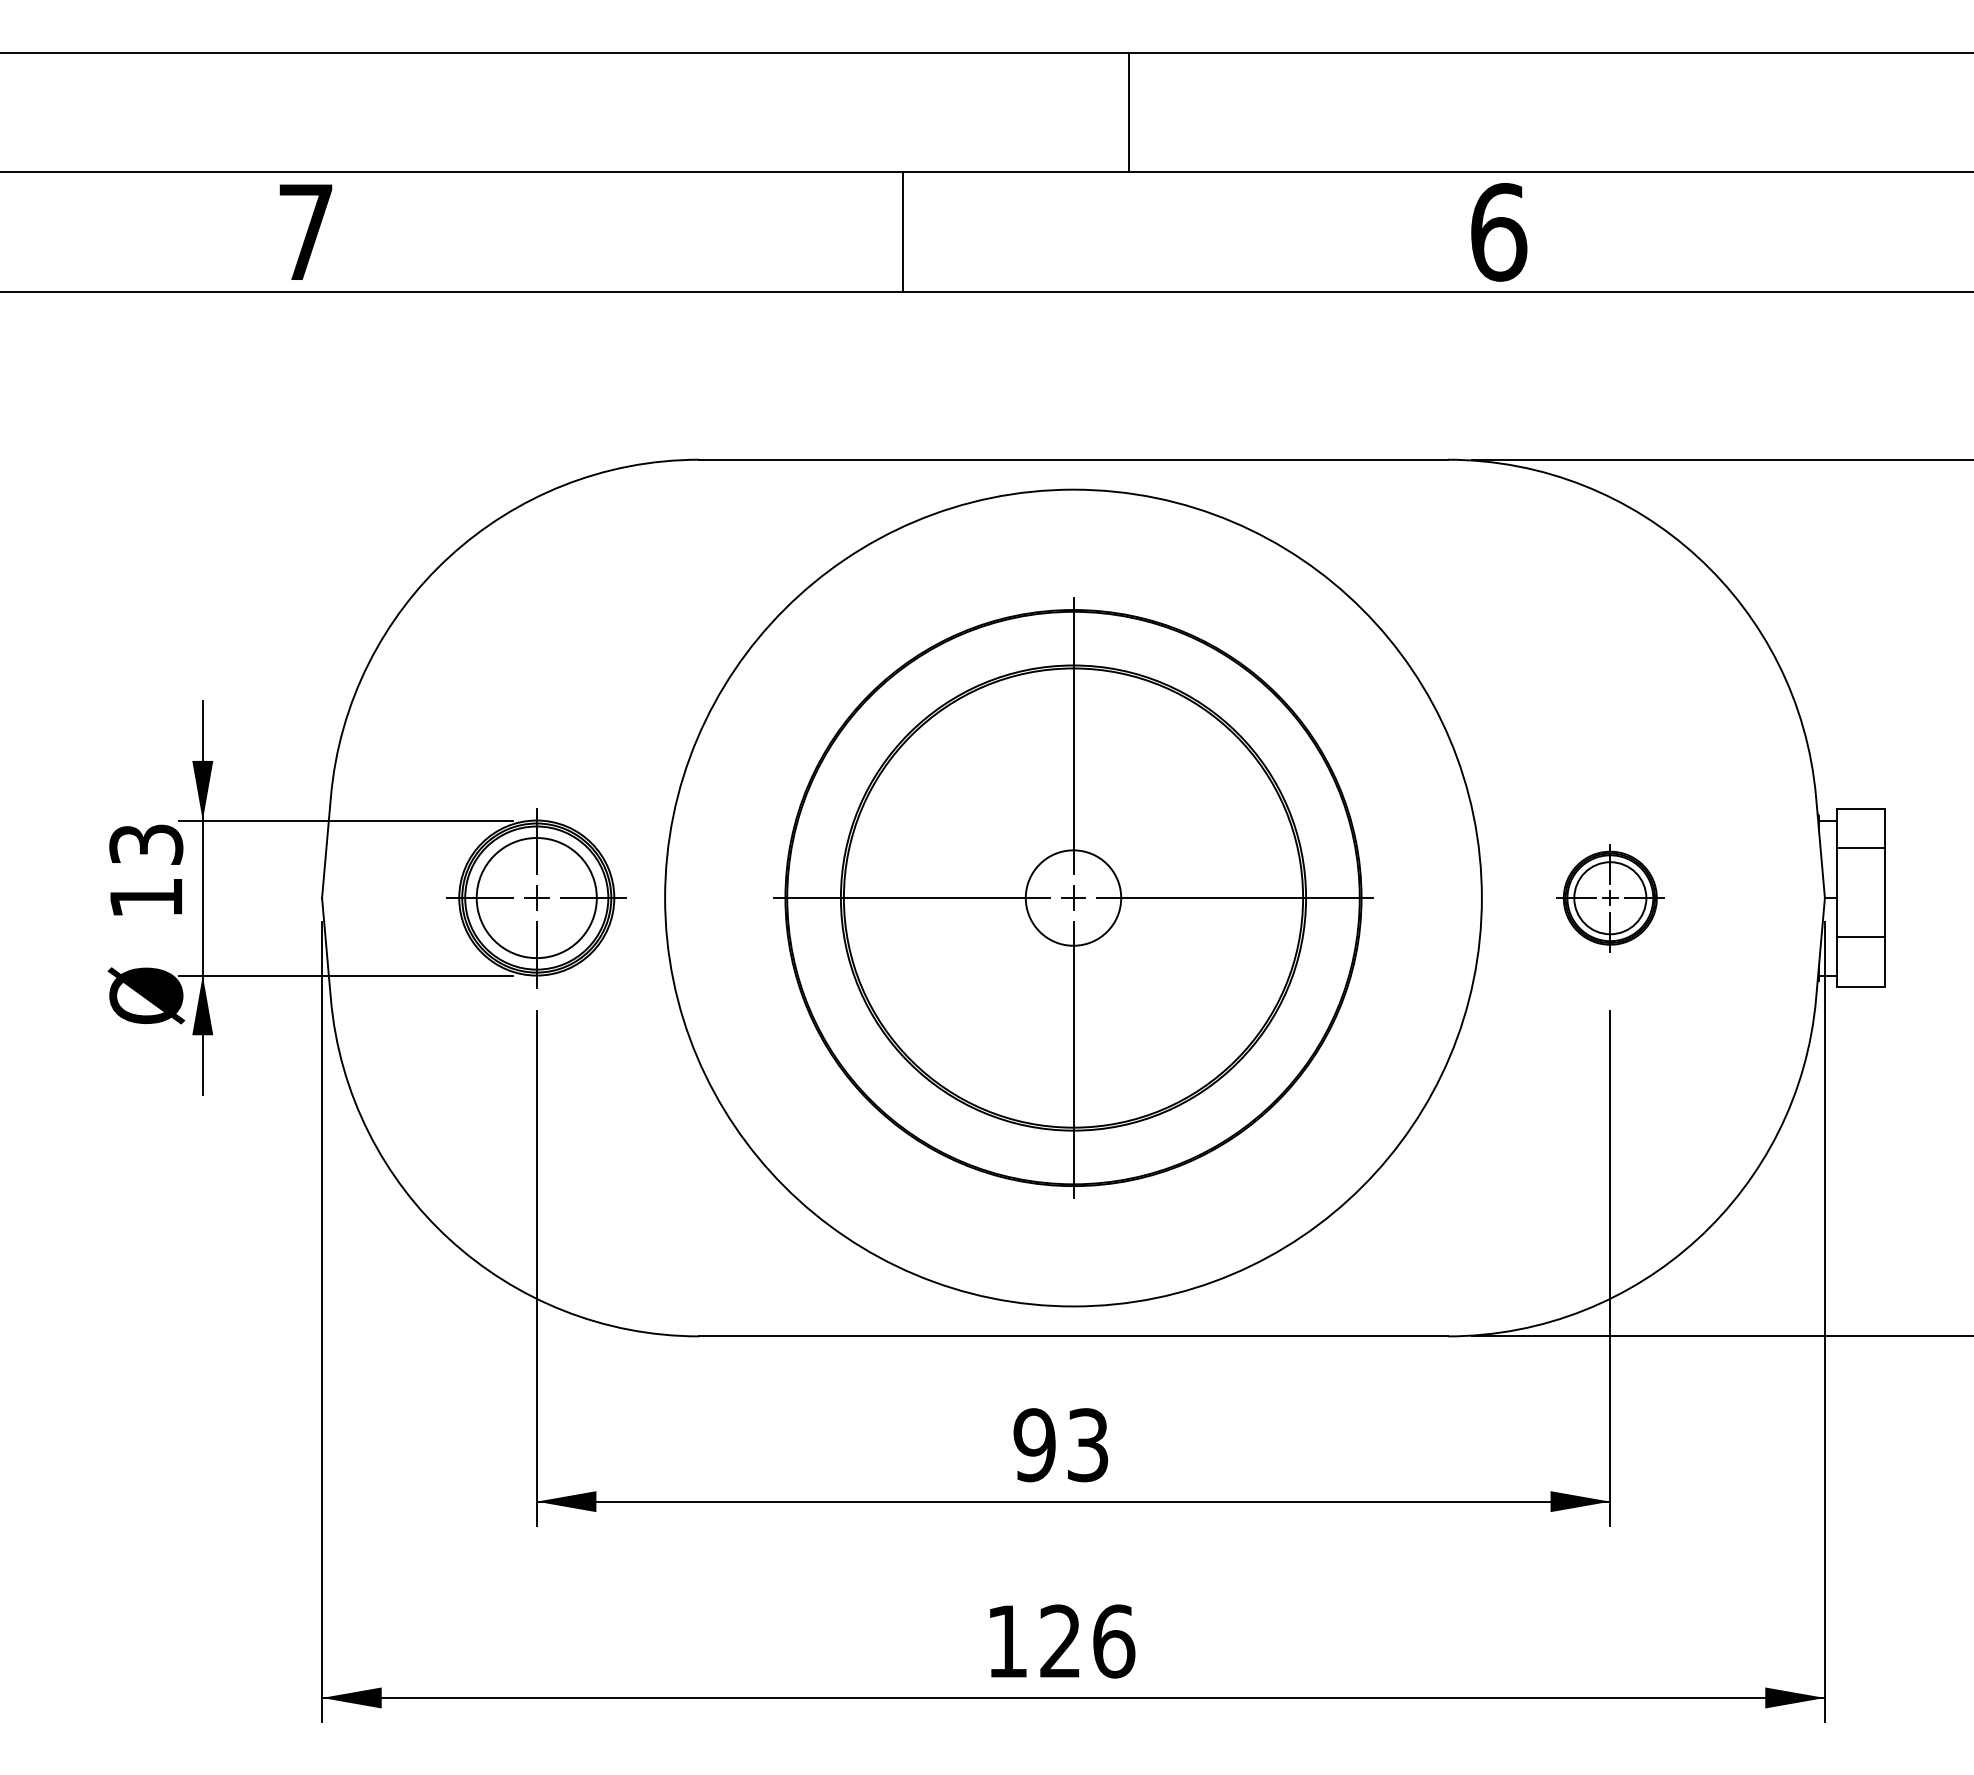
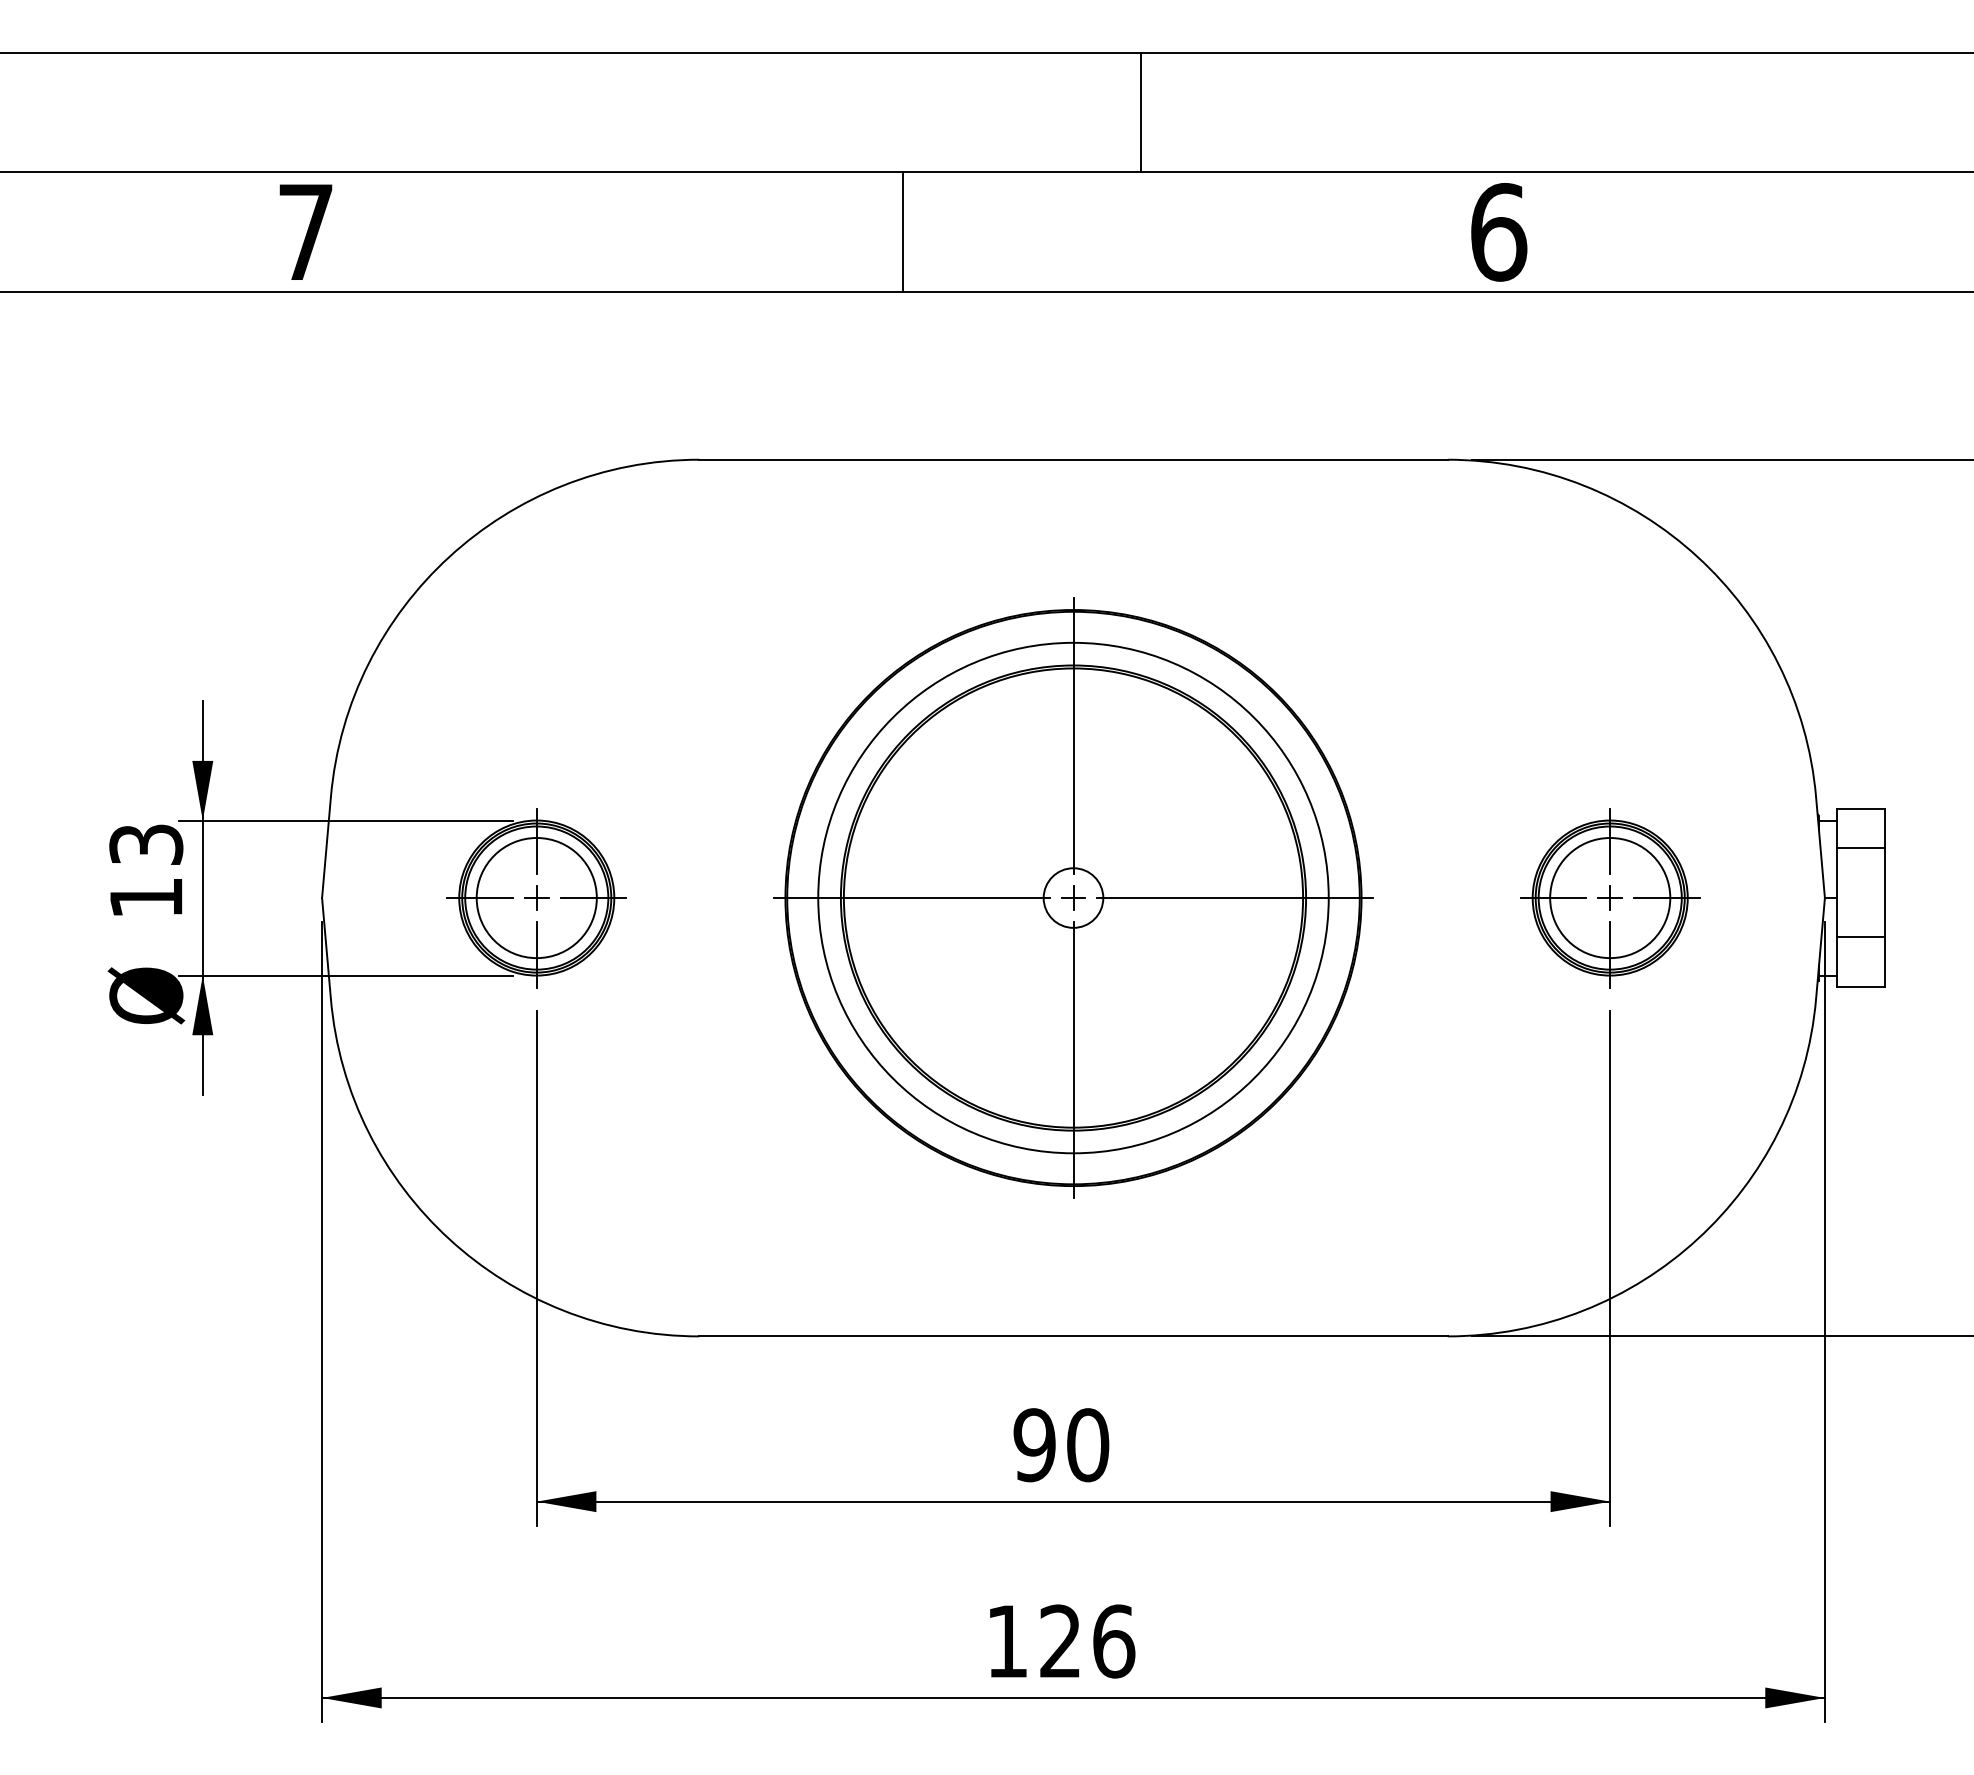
line position: (1129, 112) -> (1141, 112) (1141, 112)
circle diameter: 817 px -> 510 px (1073, 897)
circle diameter: 95 px -> 60 px (1073, 897)
part size: 109x109 px -> 181x181 px (1610, 898)
text: 93 -> 90 (1088, 1445)
